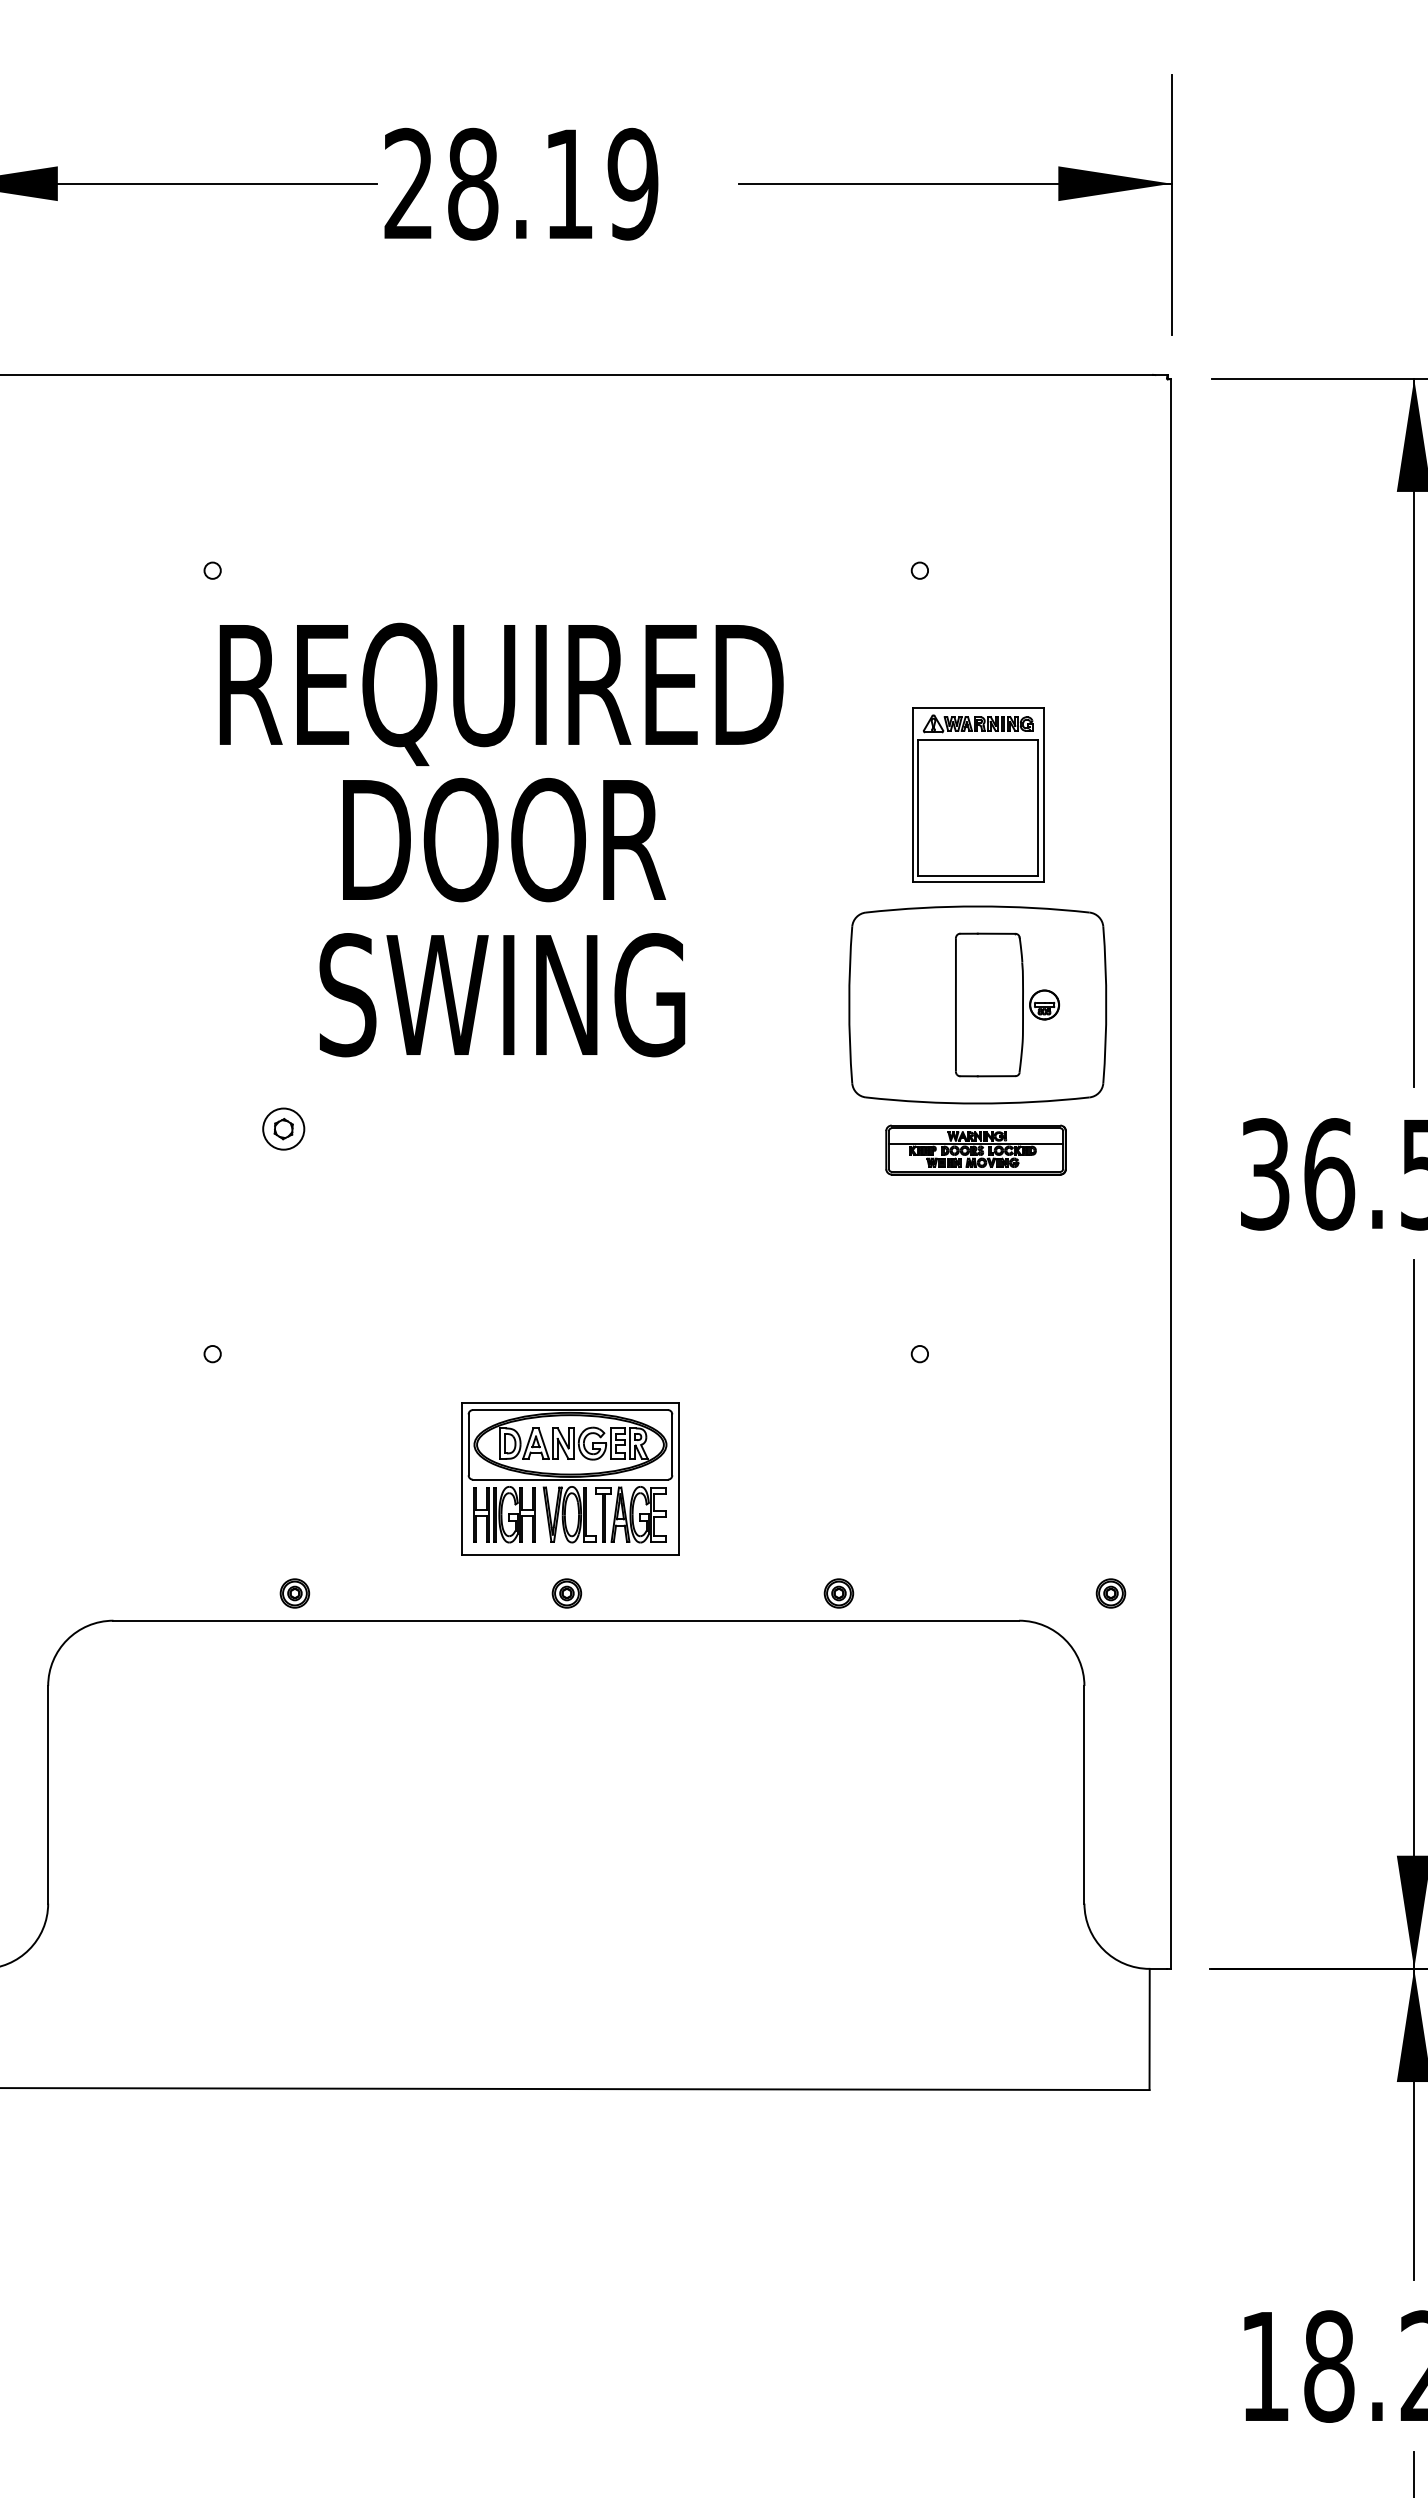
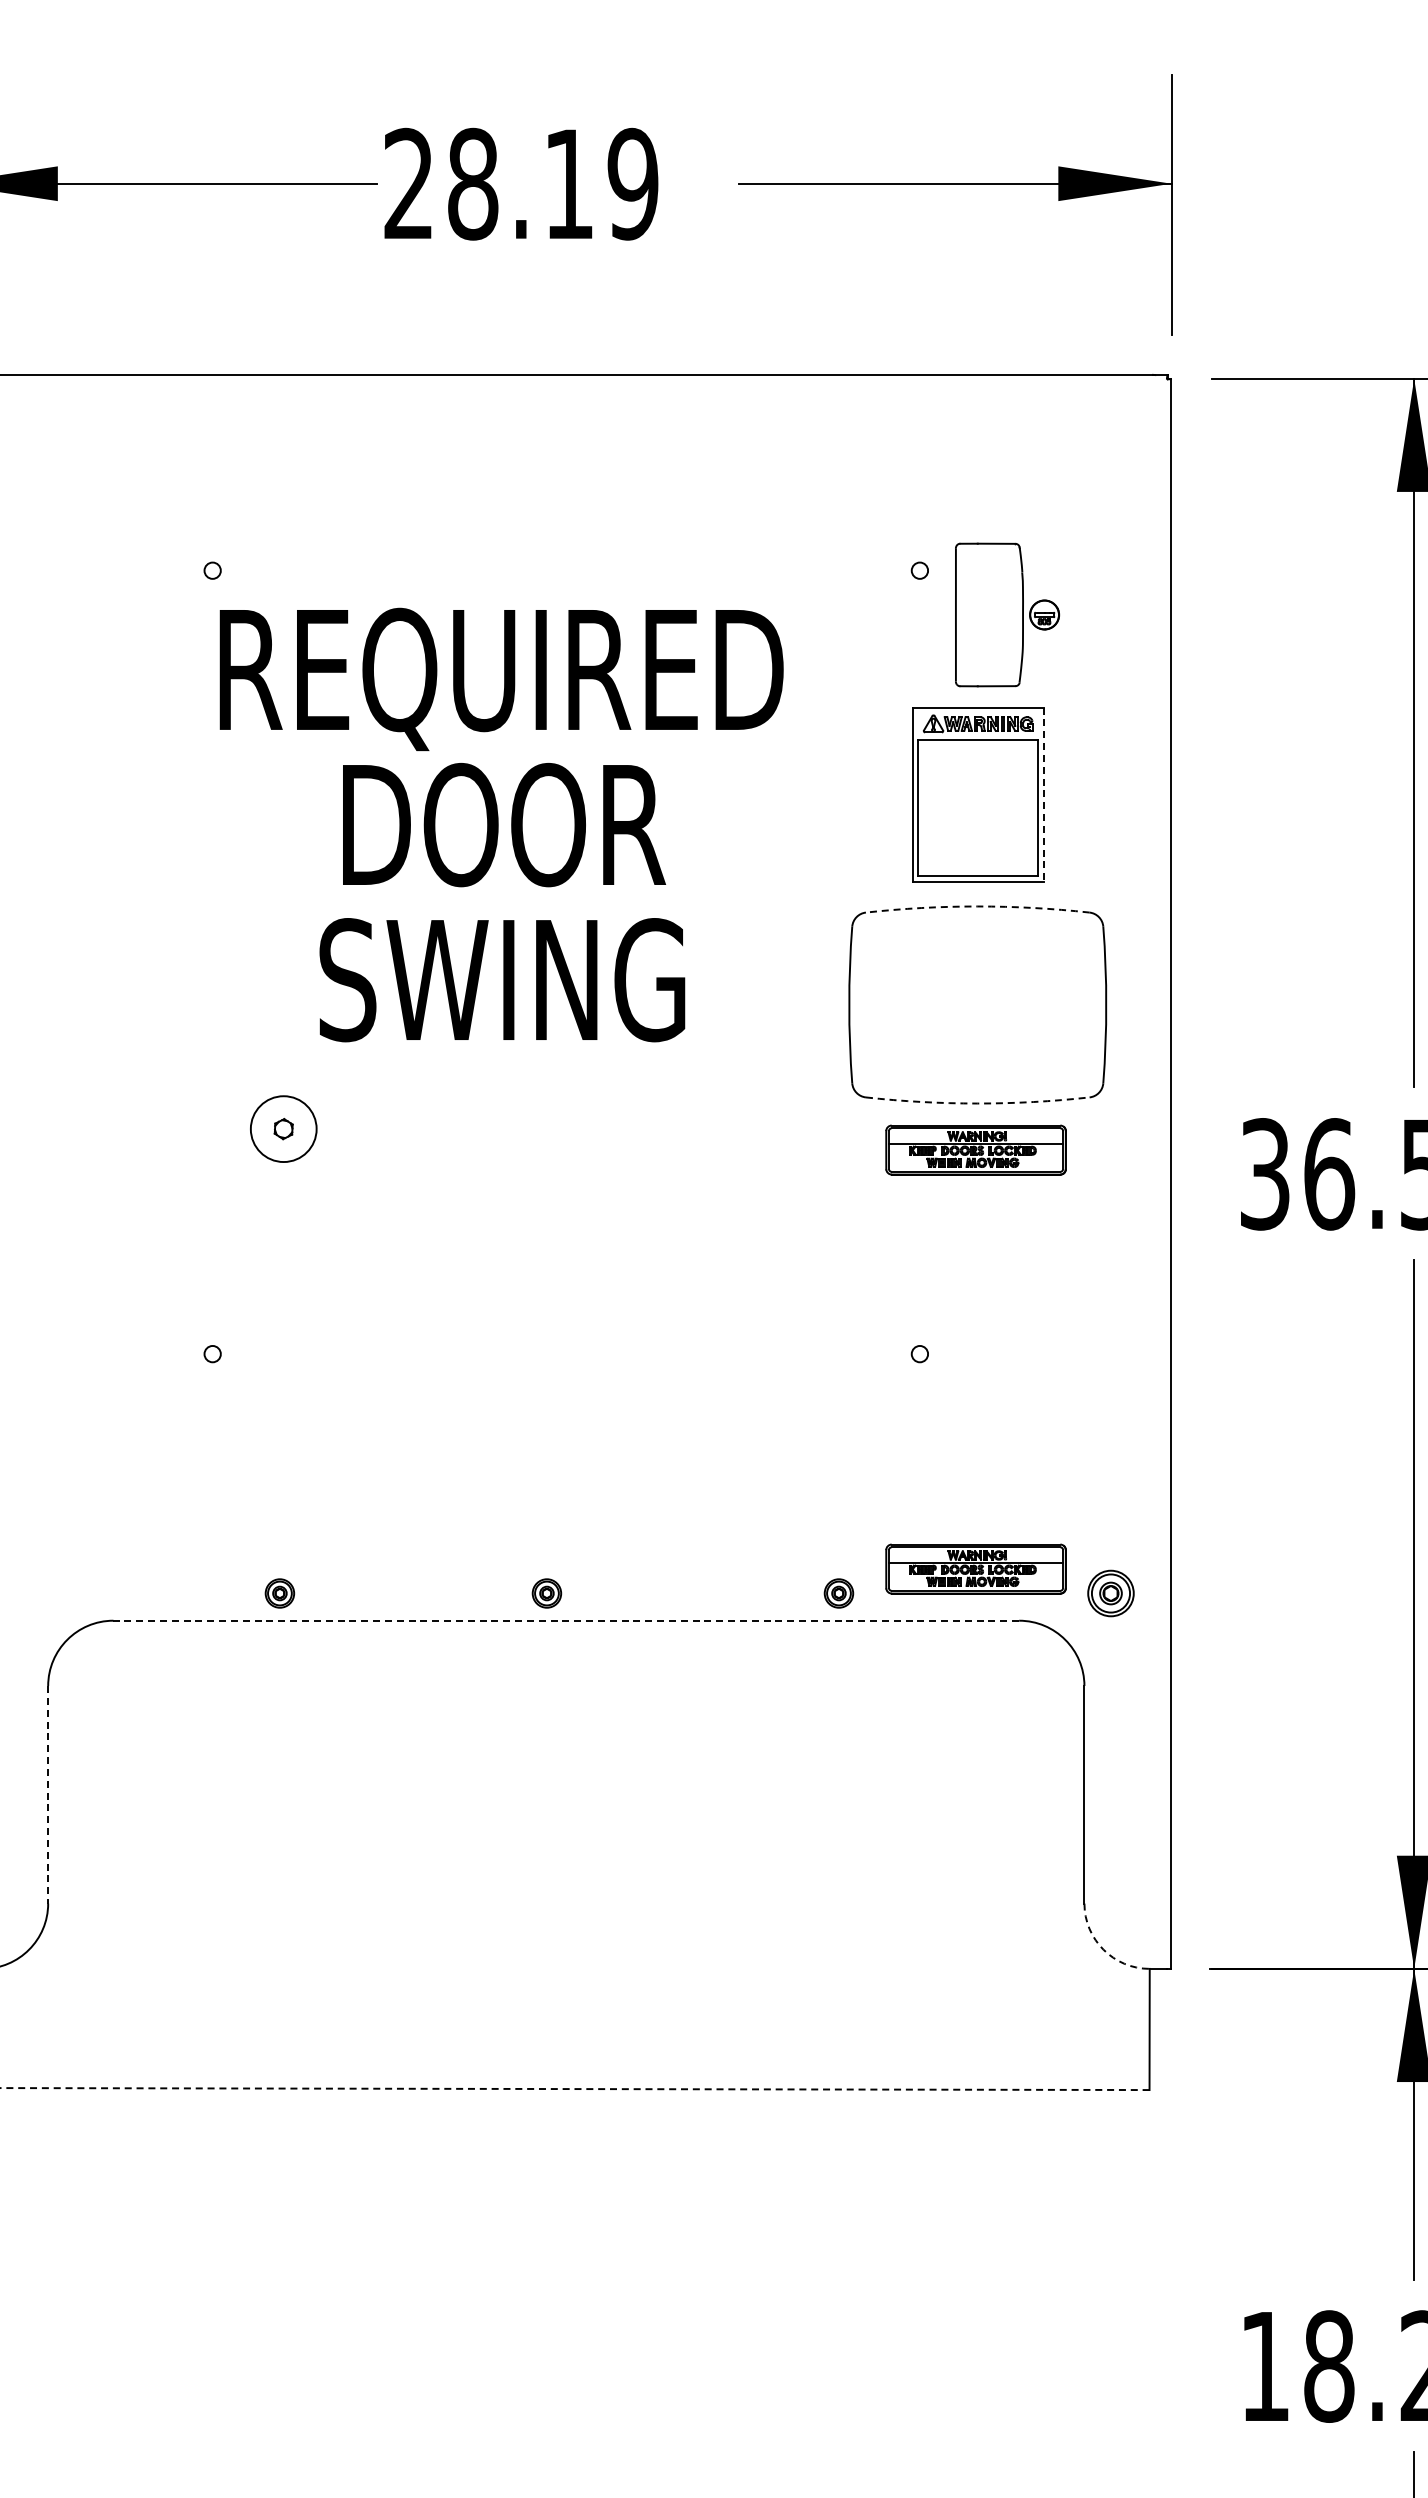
line: solid -> dashed (1043, 795)
text position: (501, 839) -> (501, 824) (501, 824)
arc: solid -> dashed (977, 906)
part position: (1007, 1004) -> (1007, 614) (1007, 614)
arc: solid -> dashed (977, 1103)
circle diameter: 41 px -> 66 px (283, 1129)
part: present -> none (570, 1478)
part: none -> present (975, 1568)
part position: (294, 1593) -> (279, 1593) (279, 1593)
part position: (566, 1593) -> (546, 1593) (546, 1593)
part size: 32x31 px -> 48x49 px (1110, 1593)
line: solid -> dashed (566, 1620)
line: solid -> dashed (48, 1794)
arc: solid -> dashed (1103, 1949)
line: solid -> dashed (575, 2089)
